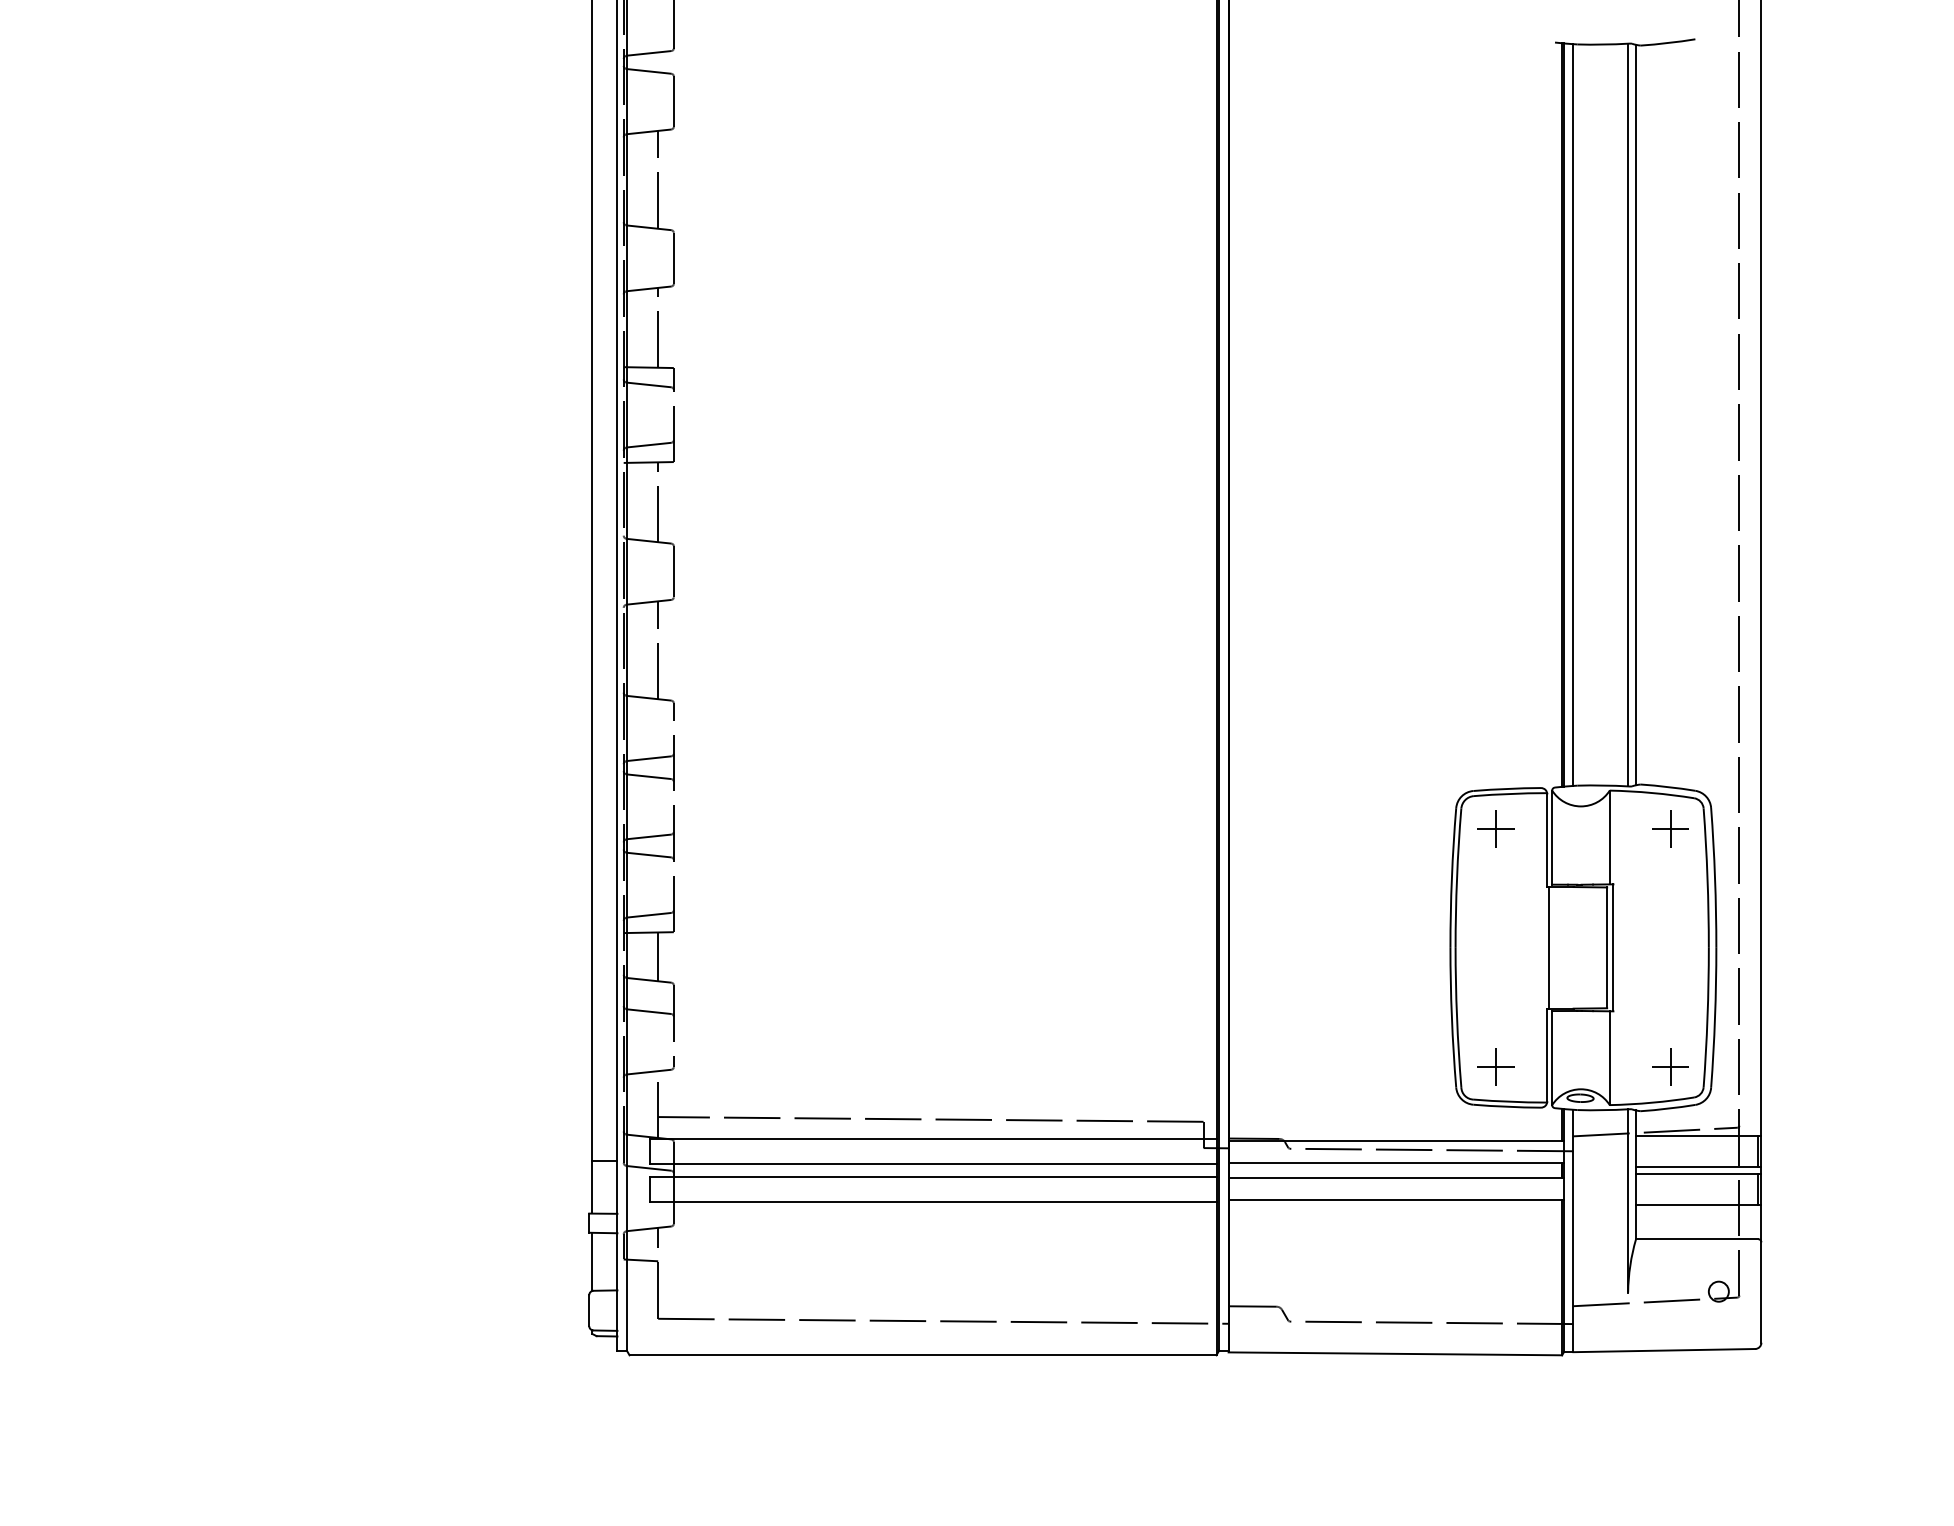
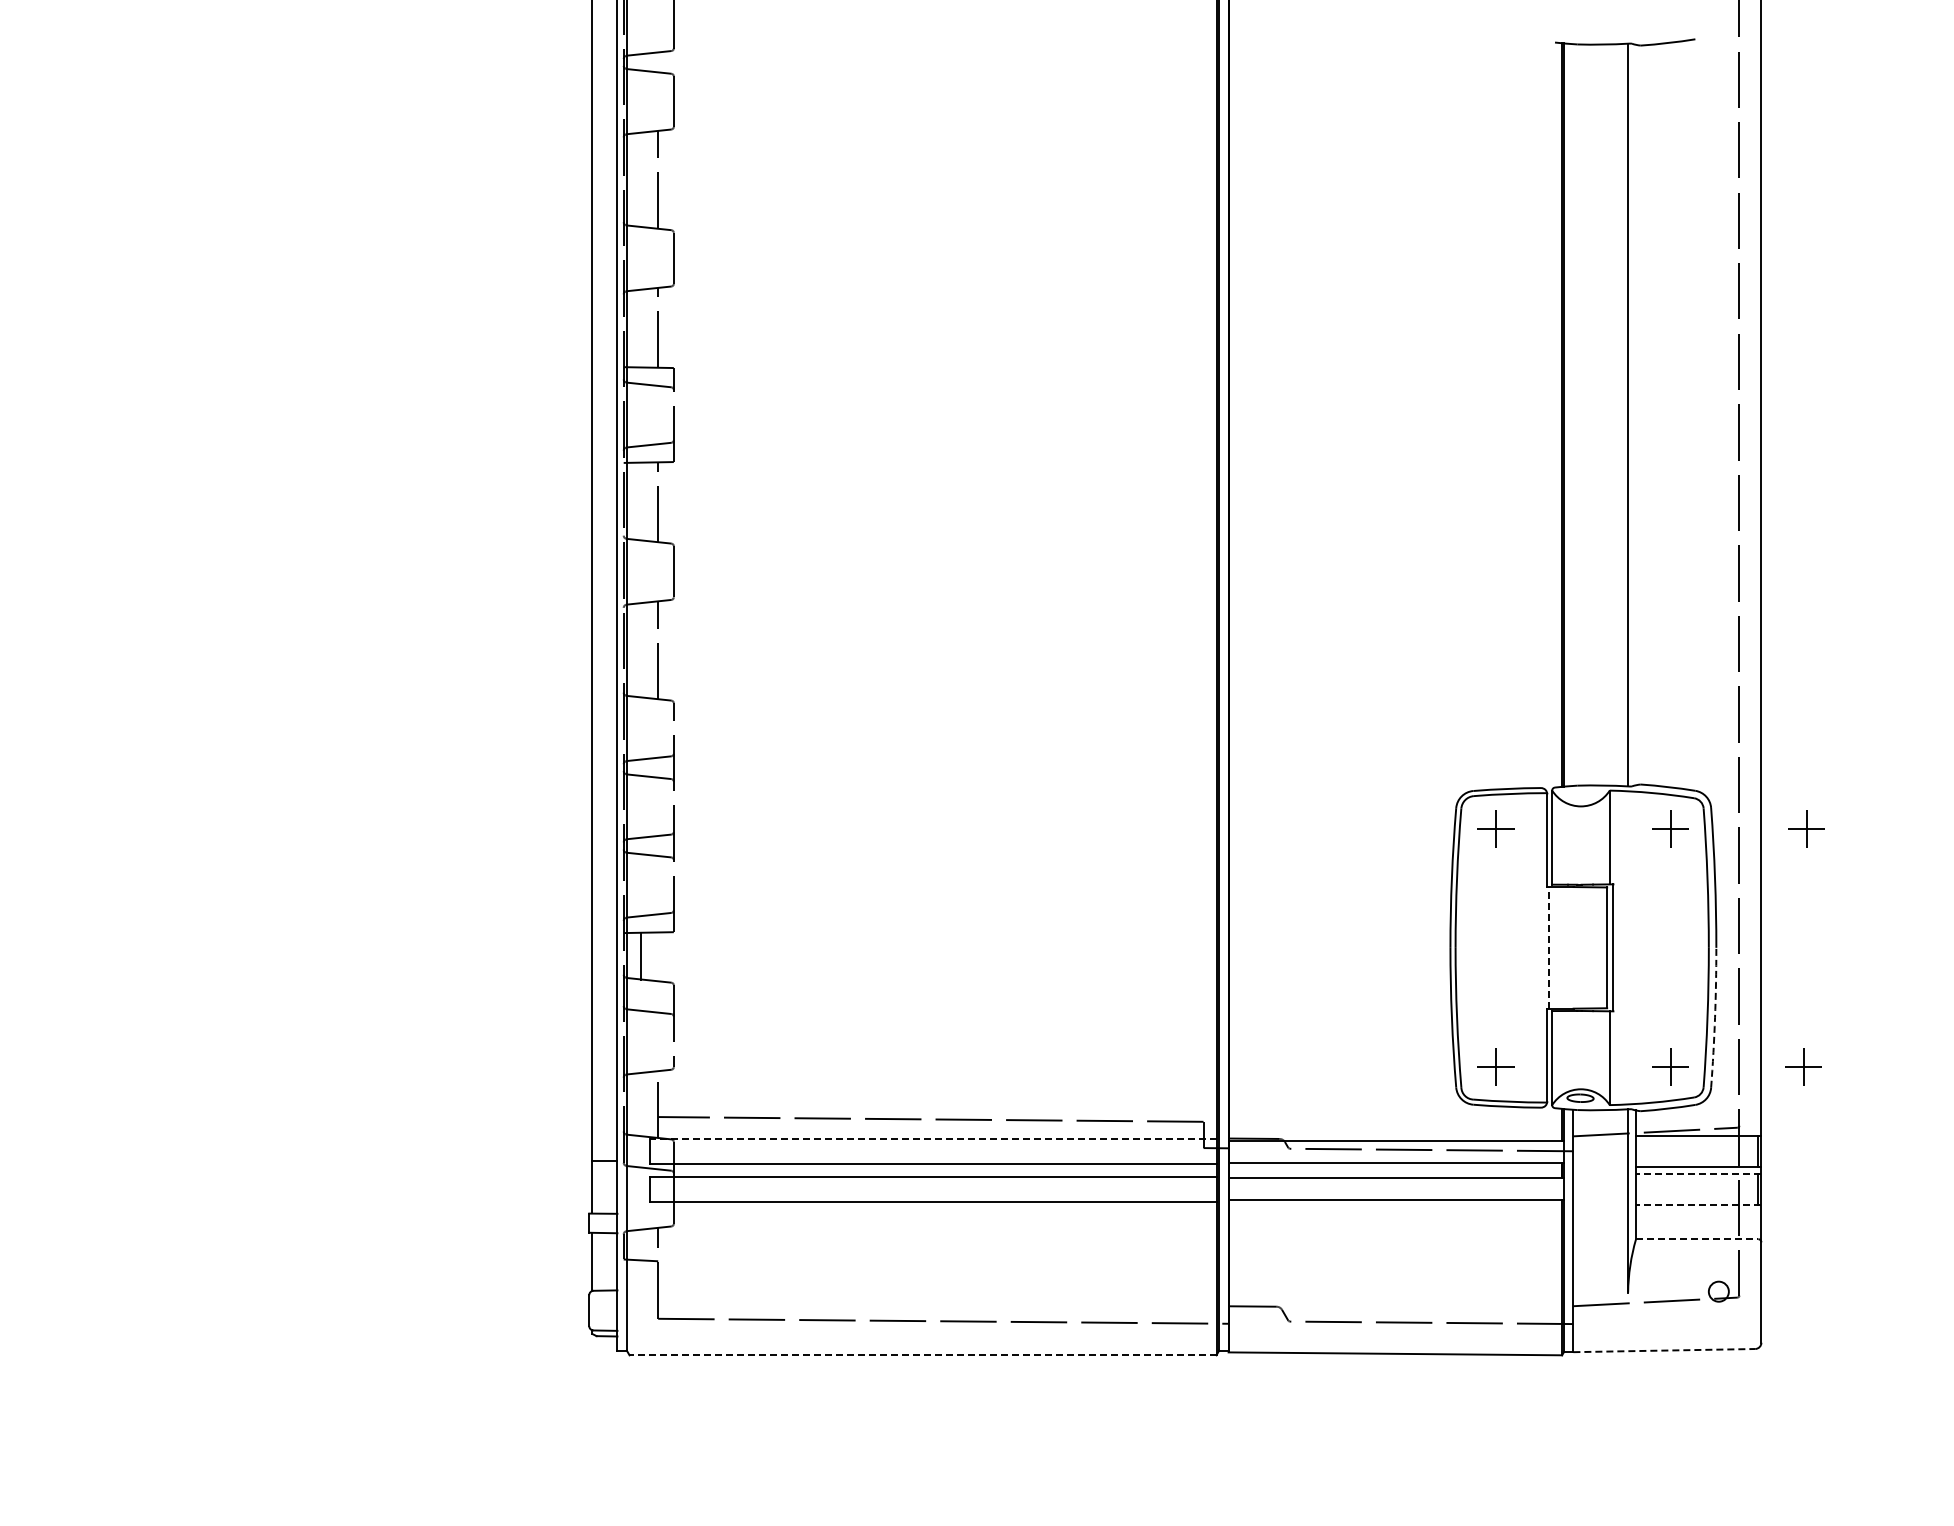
line: present -> none (1573, 414)
line: present -> none (1636, 414)
part: none -> present (1806, 828)
line: solid -> dashed (1549, 947)
line position: (658, 956) -> (641, 956) (641, 956)
arc: solid -> dashed (1715, 1017)
part: none -> present (1803, 1066)
line: solid -> dashed (932, 1139)
line: solid -> dashed (1698, 1173)
line: solid -> dashed (1698, 1204)
line: solid -> dashed (1697, 1239)
line: solid -> dashed (1664, 1350)
line: solid -> dashed (922, 1355)
